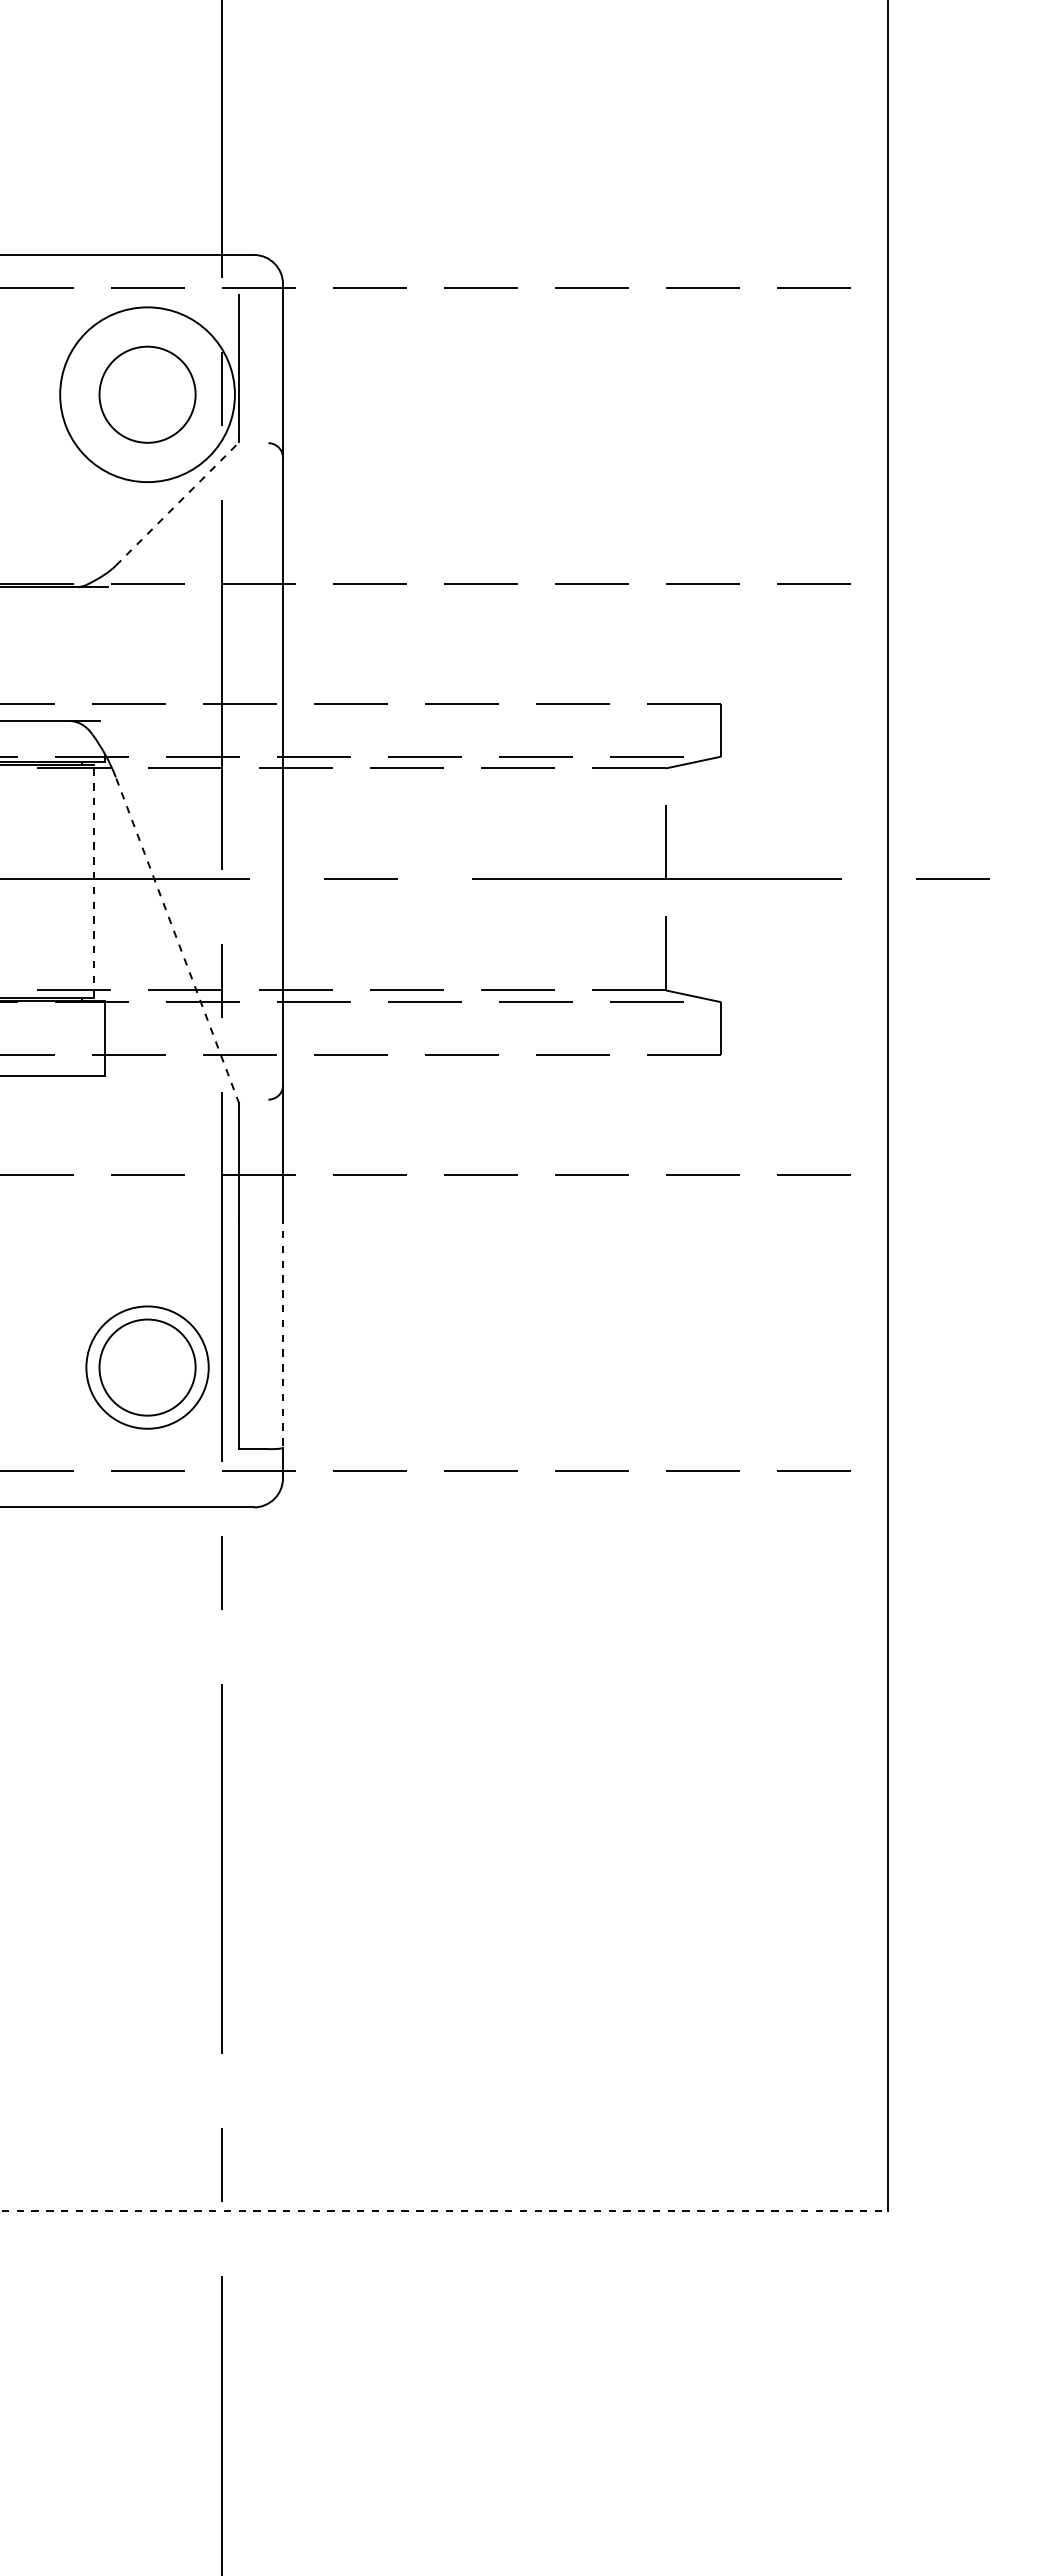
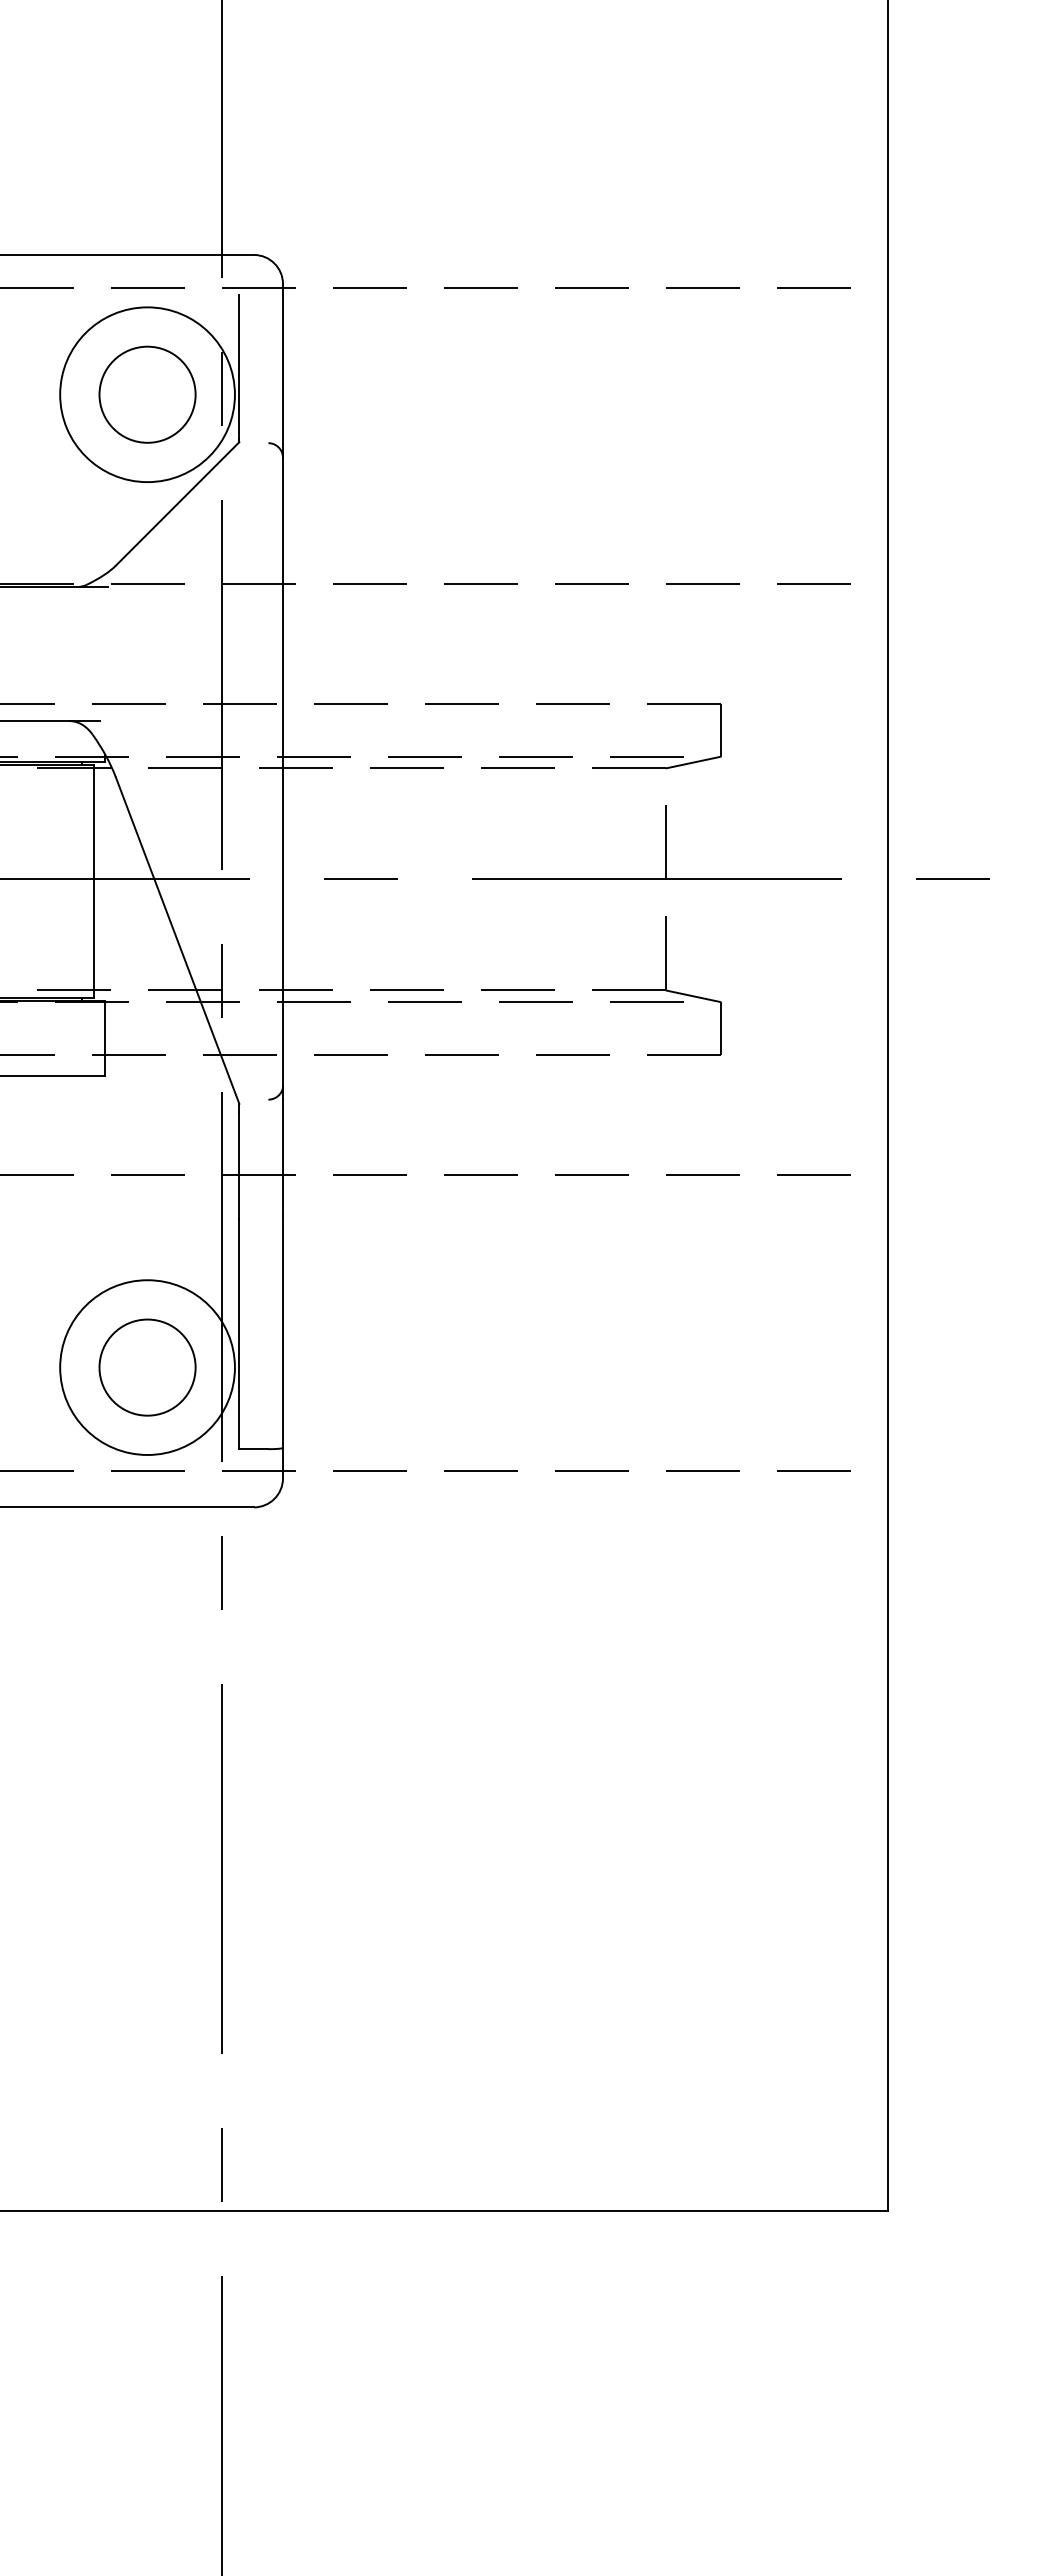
line: dashed -> solid (177, 503)
line: dashed -> solid (93, 881)
line: dashed -> solid (177, 940)
line: dashed -> solid (283, 1332)
circle diameter: 122 px -> 175 px (147, 1367)
line: dashed -> solid (444, 2211)
